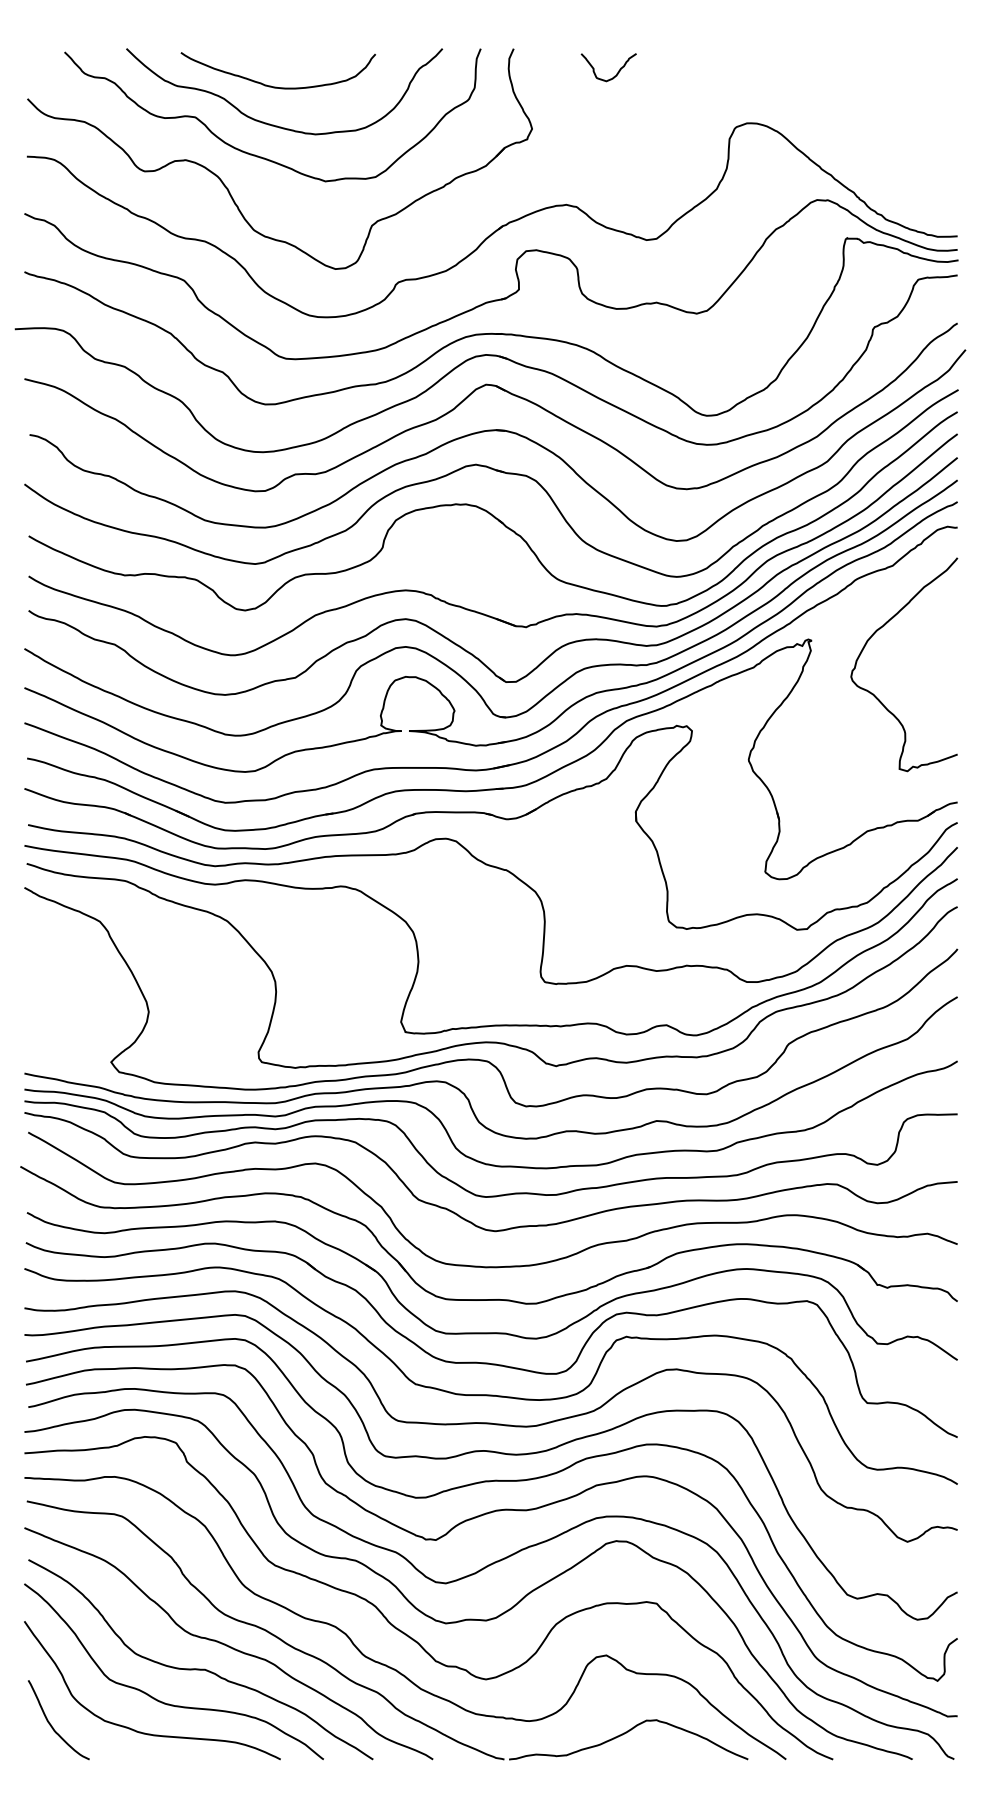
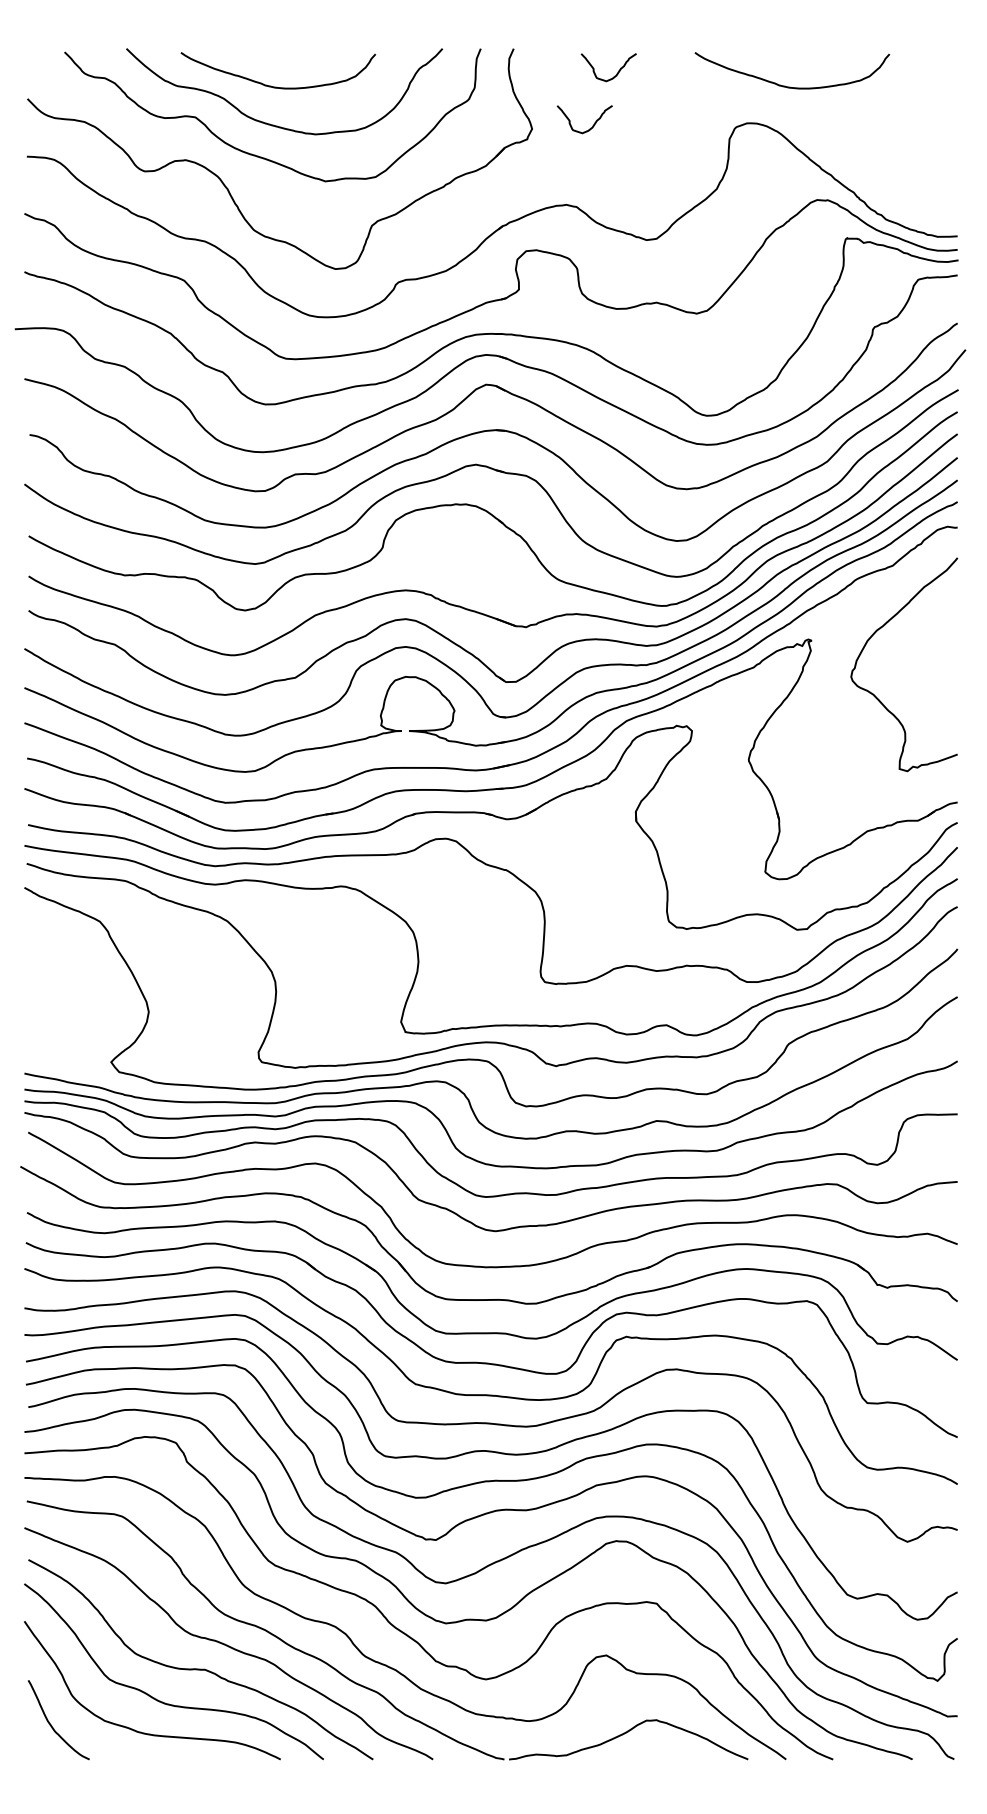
curve: none -> present (790, 86)
curve: none -> present (592, 125)
